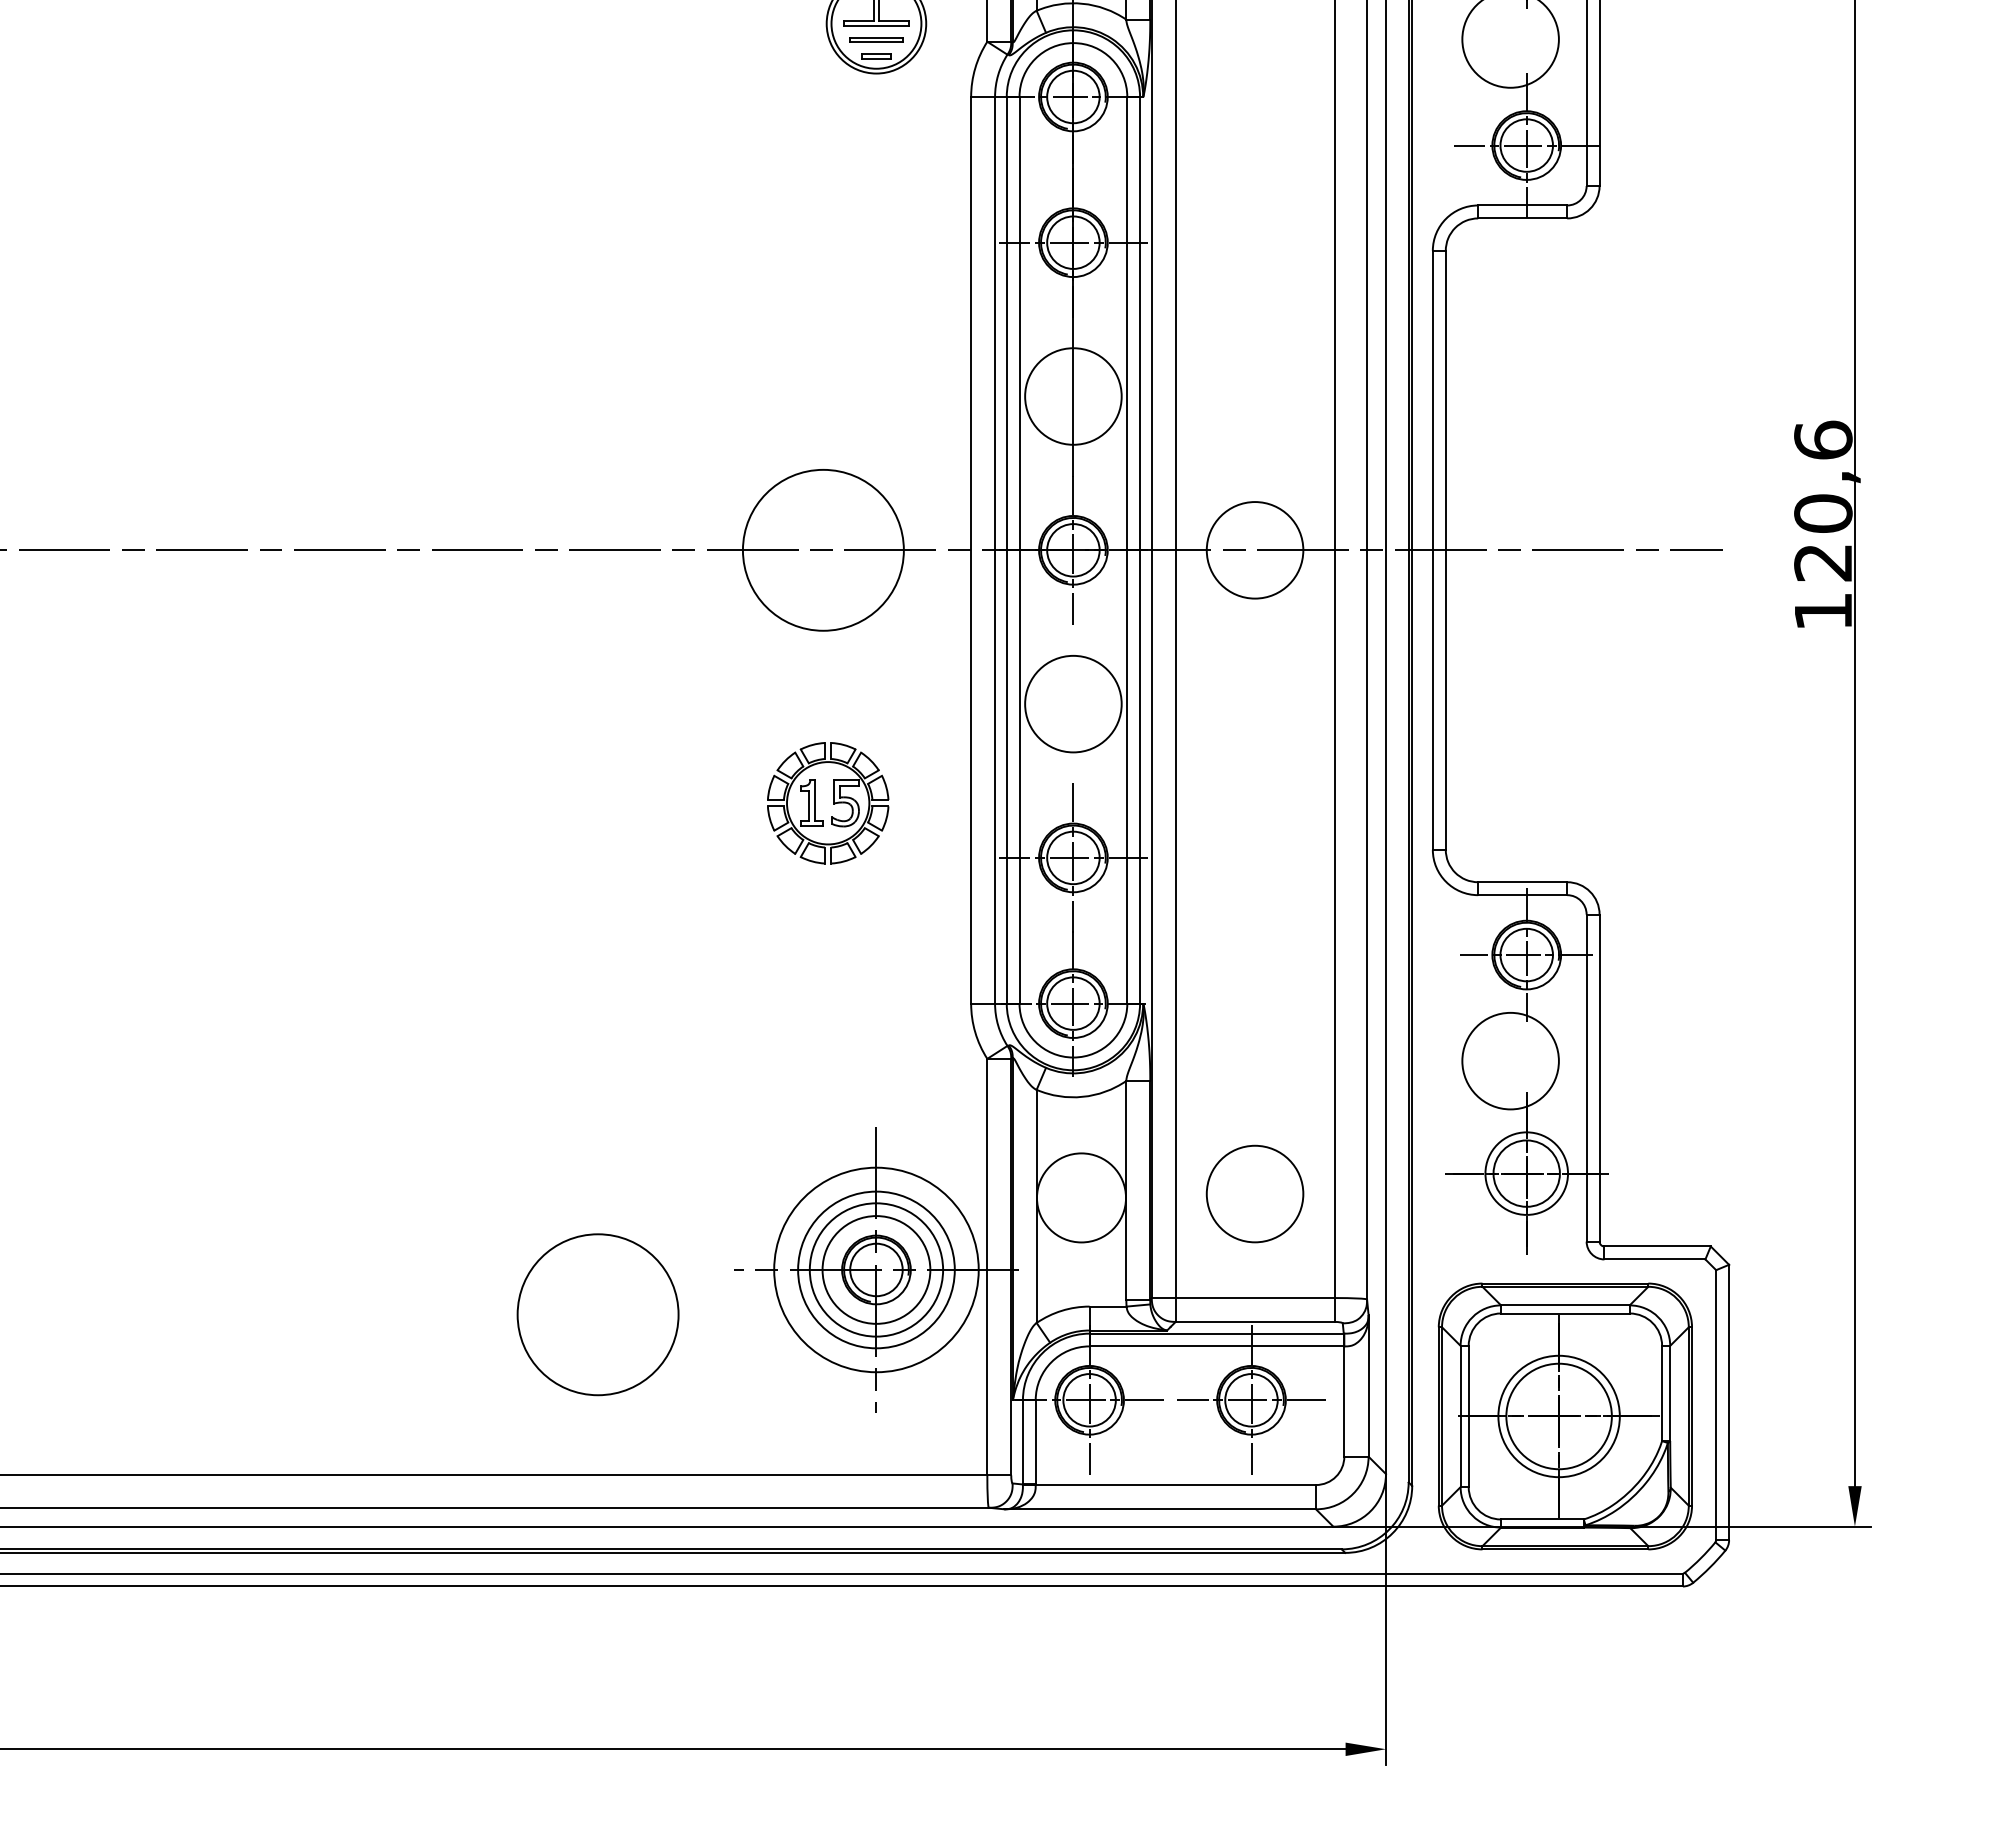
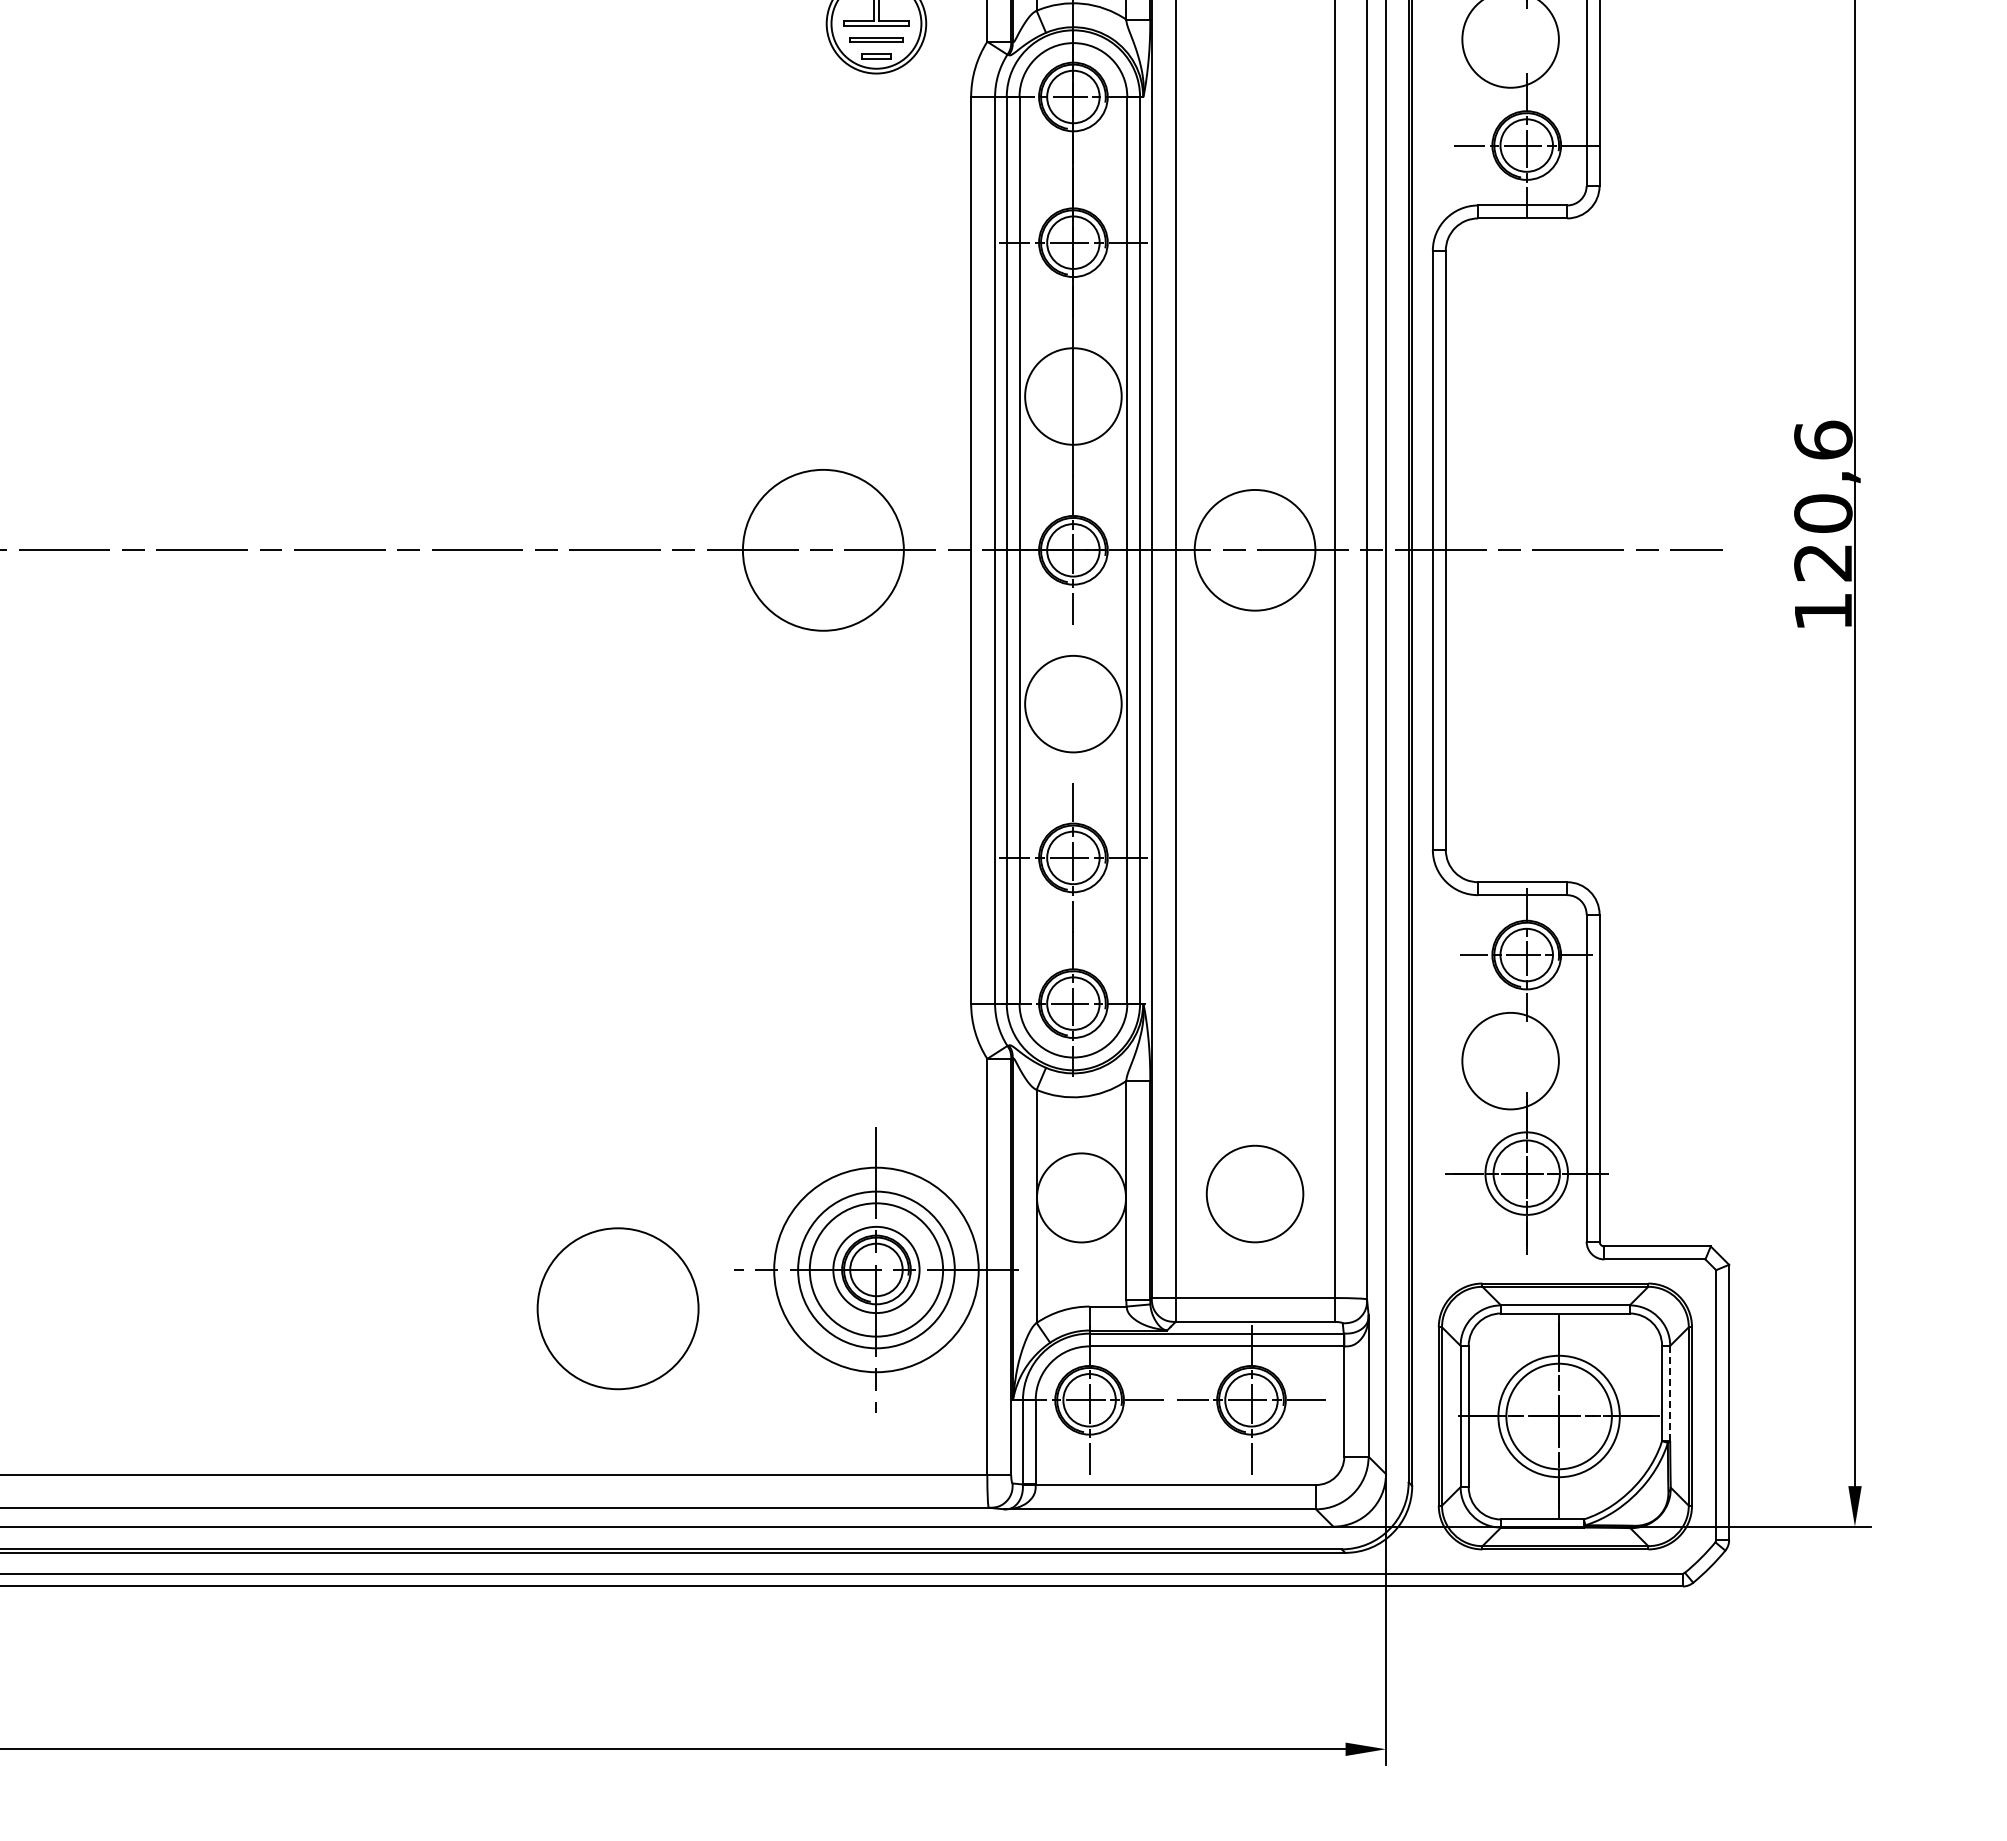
circle diameter: 97 px -> 121 px (1254, 549)
part: present -> none (828, 803)
circle diameter: 108 px -> 86 px (876, 1269)
circle position: (597, 1314) -> (617, 1308) (617, 1308)
line: solid -> dashed (1670, 1393)
